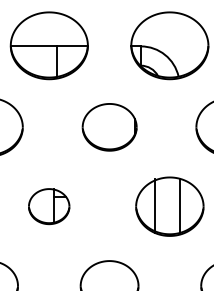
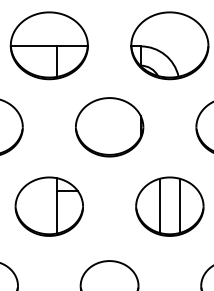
part size: 57x49 px -> 70x61 px (109, 127)
line position: (155, 205) -> (160, 205) (160, 205)
part size: 43x38 px -> 70x61 px (48, 206)
